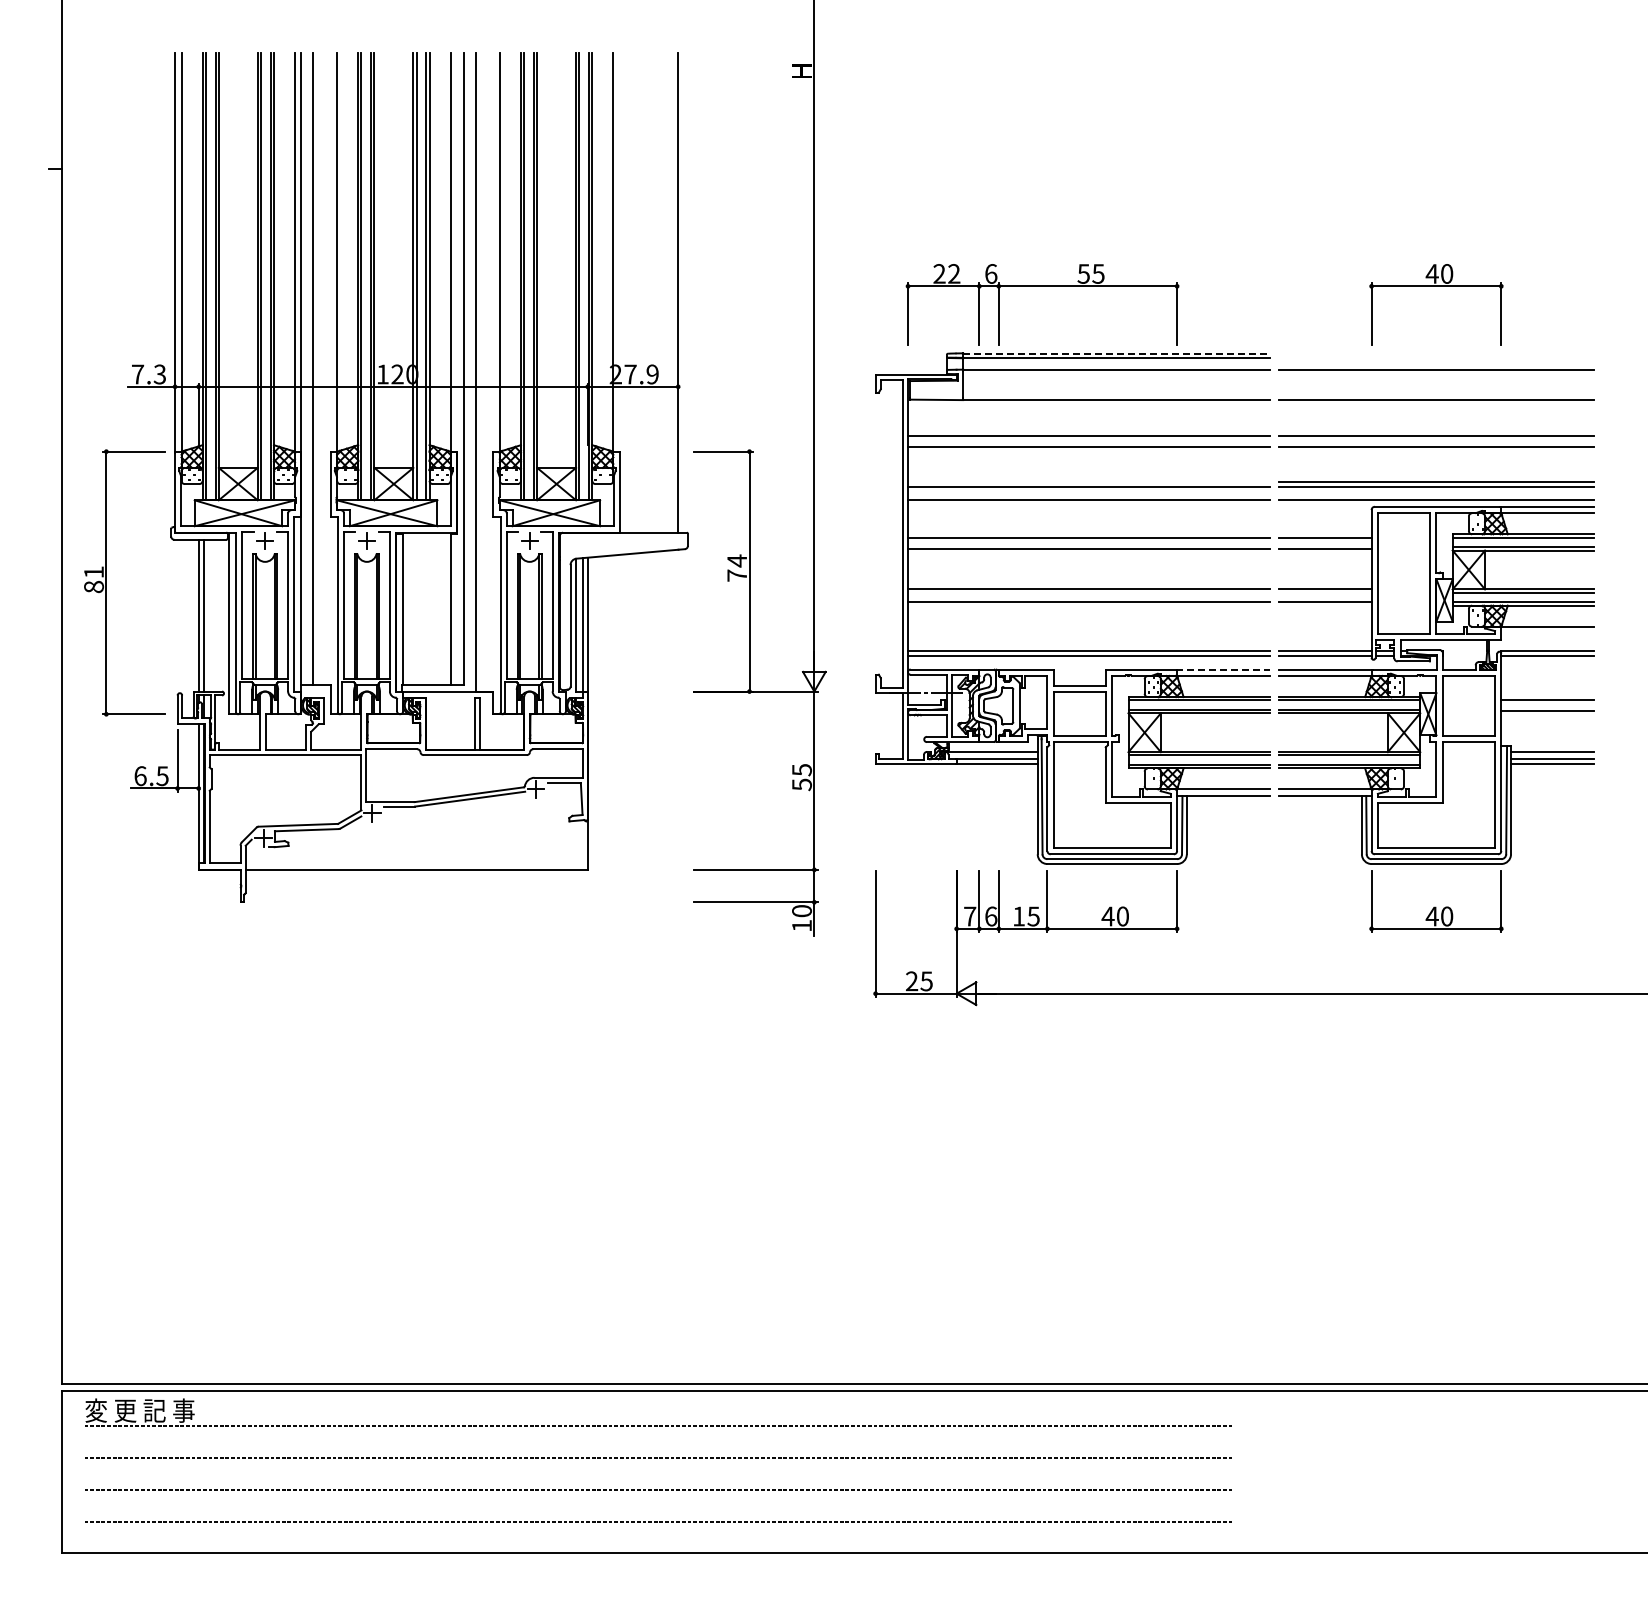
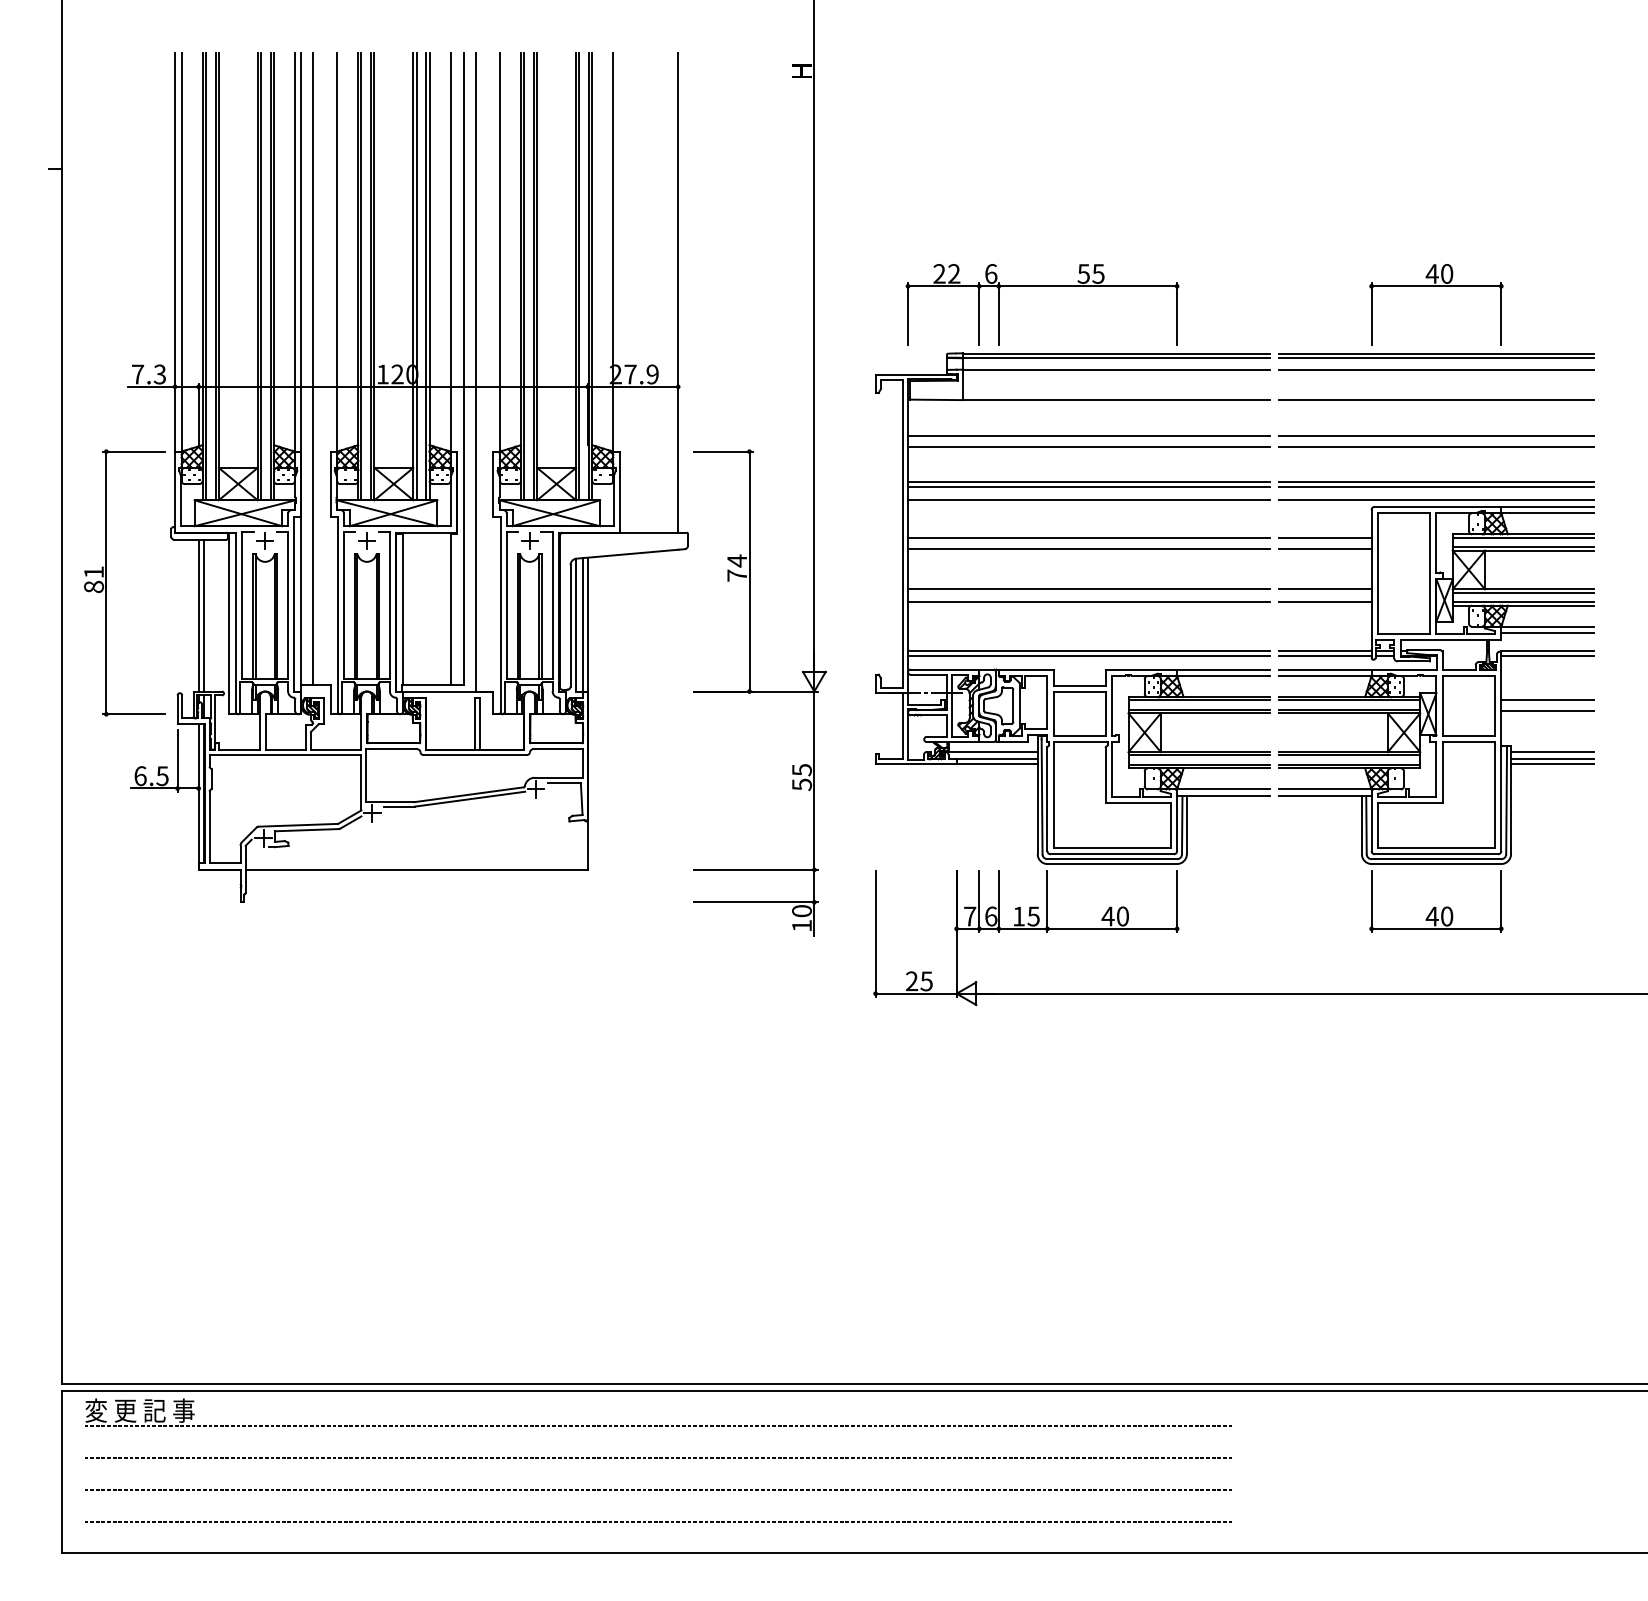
line: dashed -> solid (1116, 353)
part: none -> present (1436, 355)
line: none -> present (1088, 482)
line: none -> present (1547, 633)
line: dashed -> solid (1222, 669)
